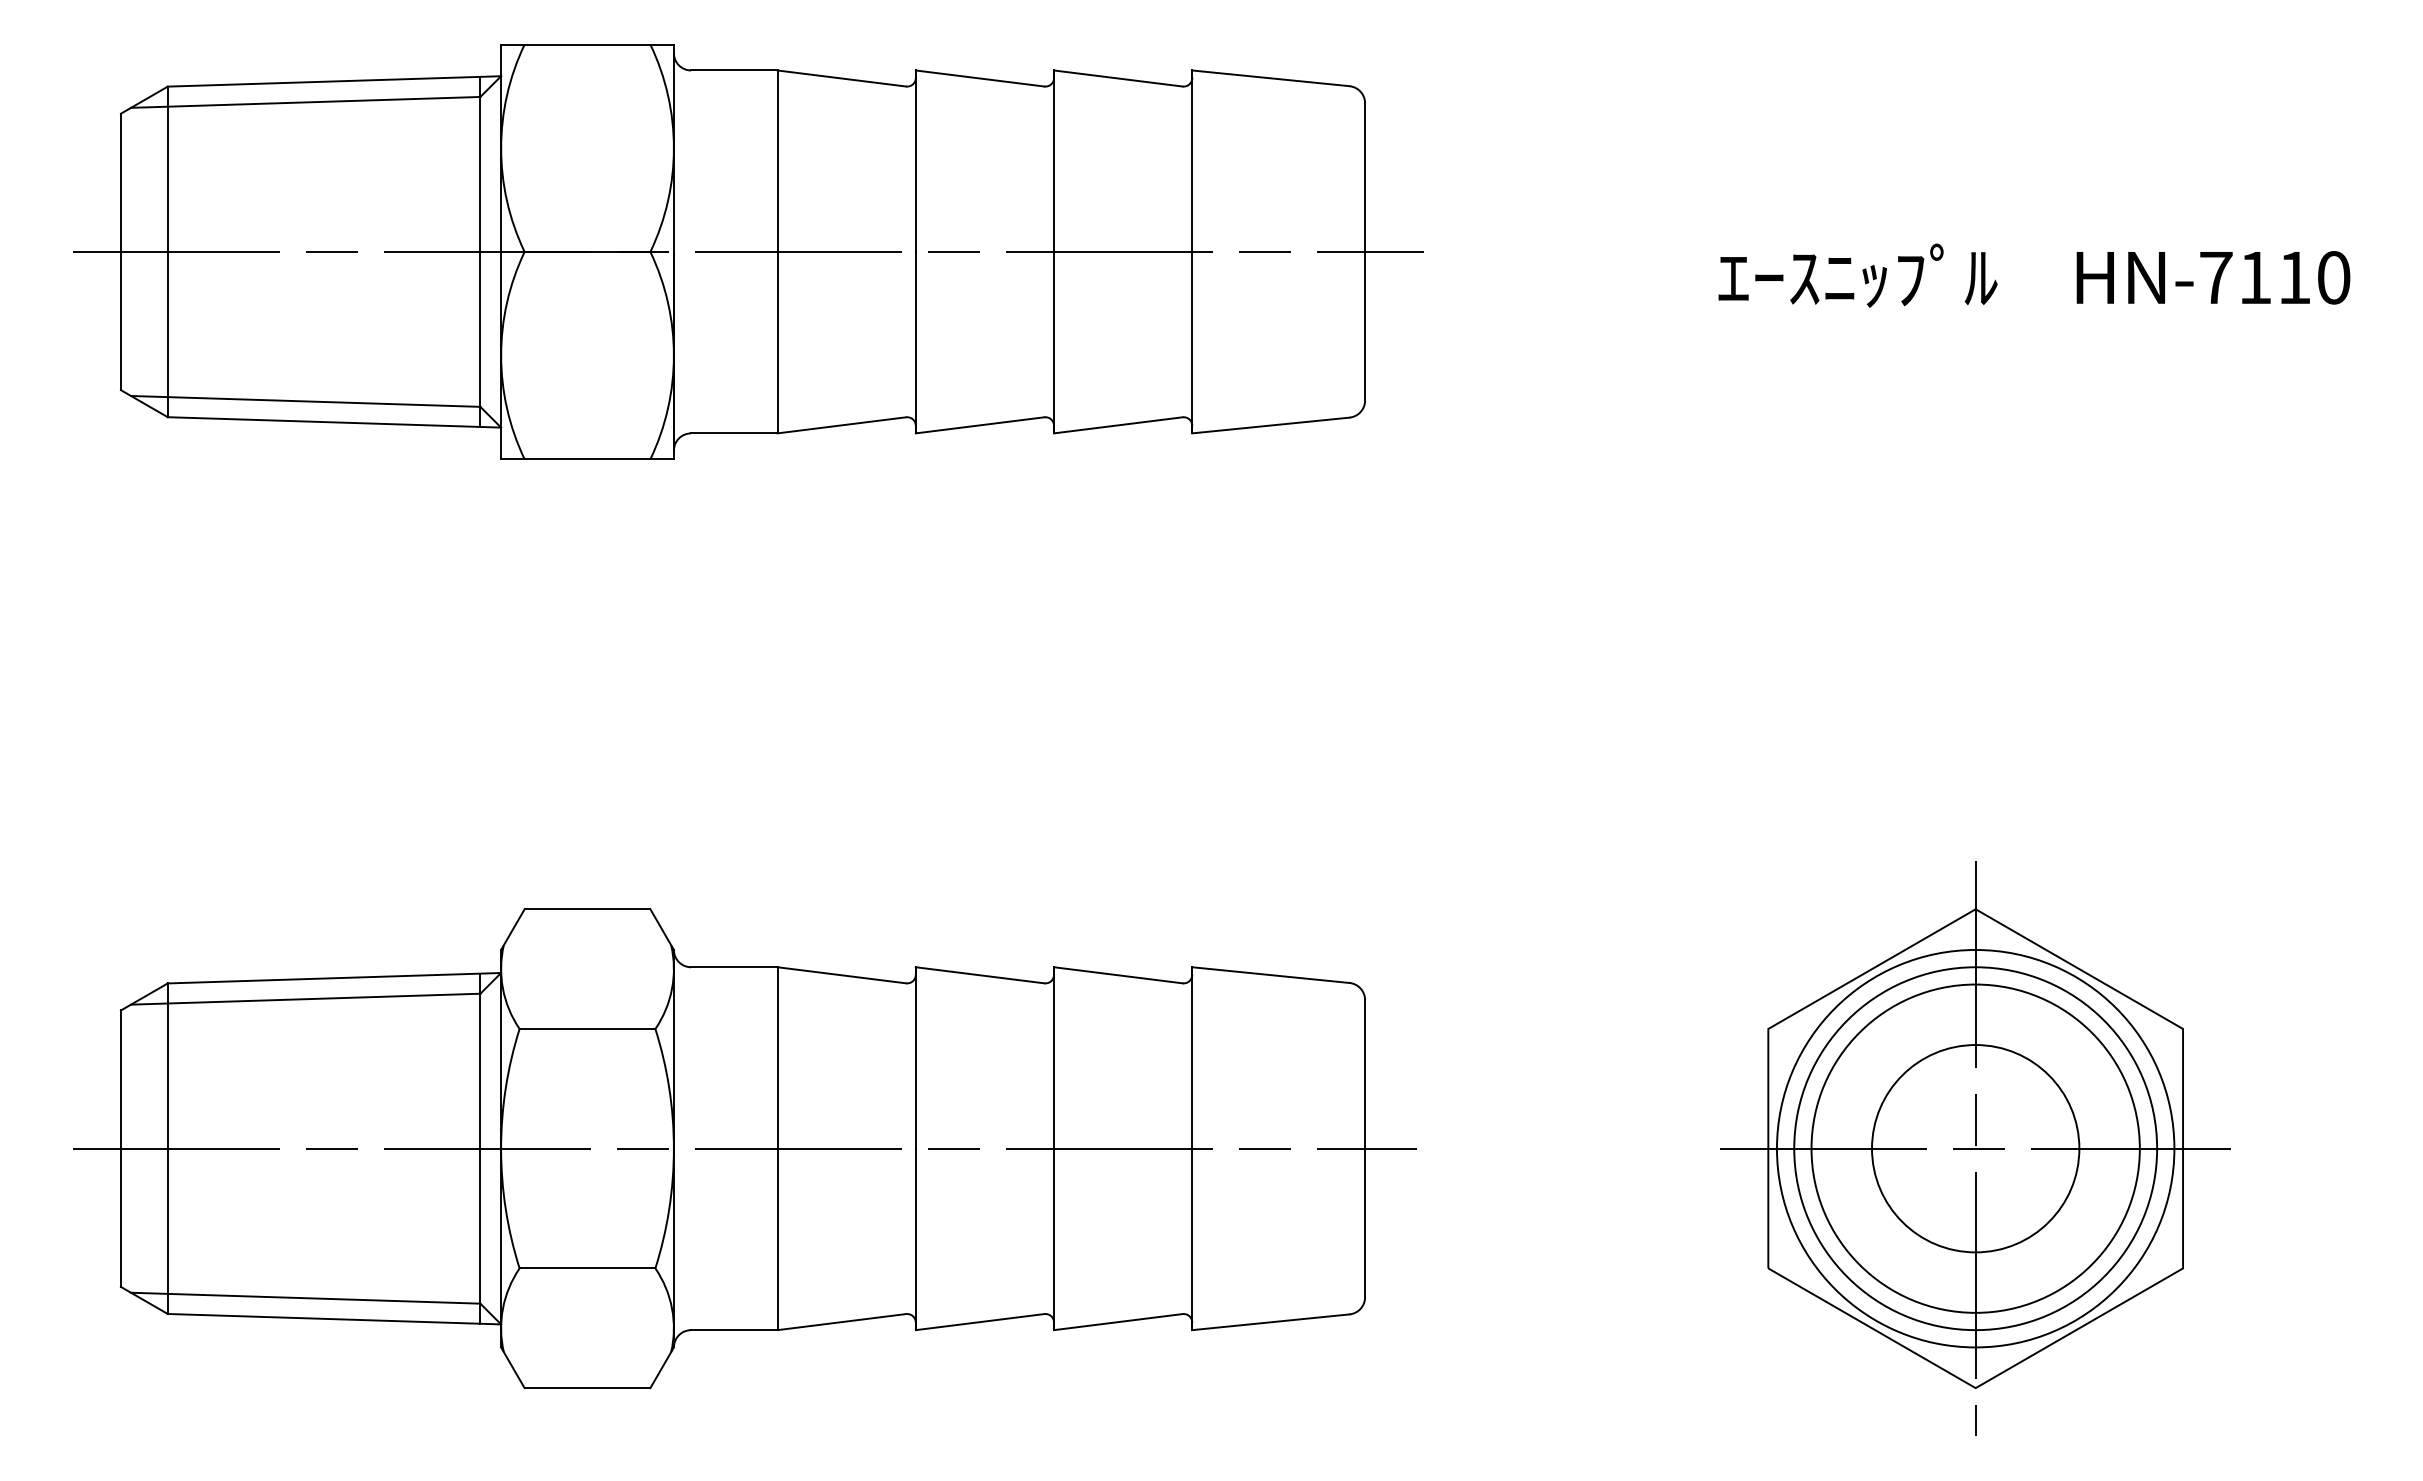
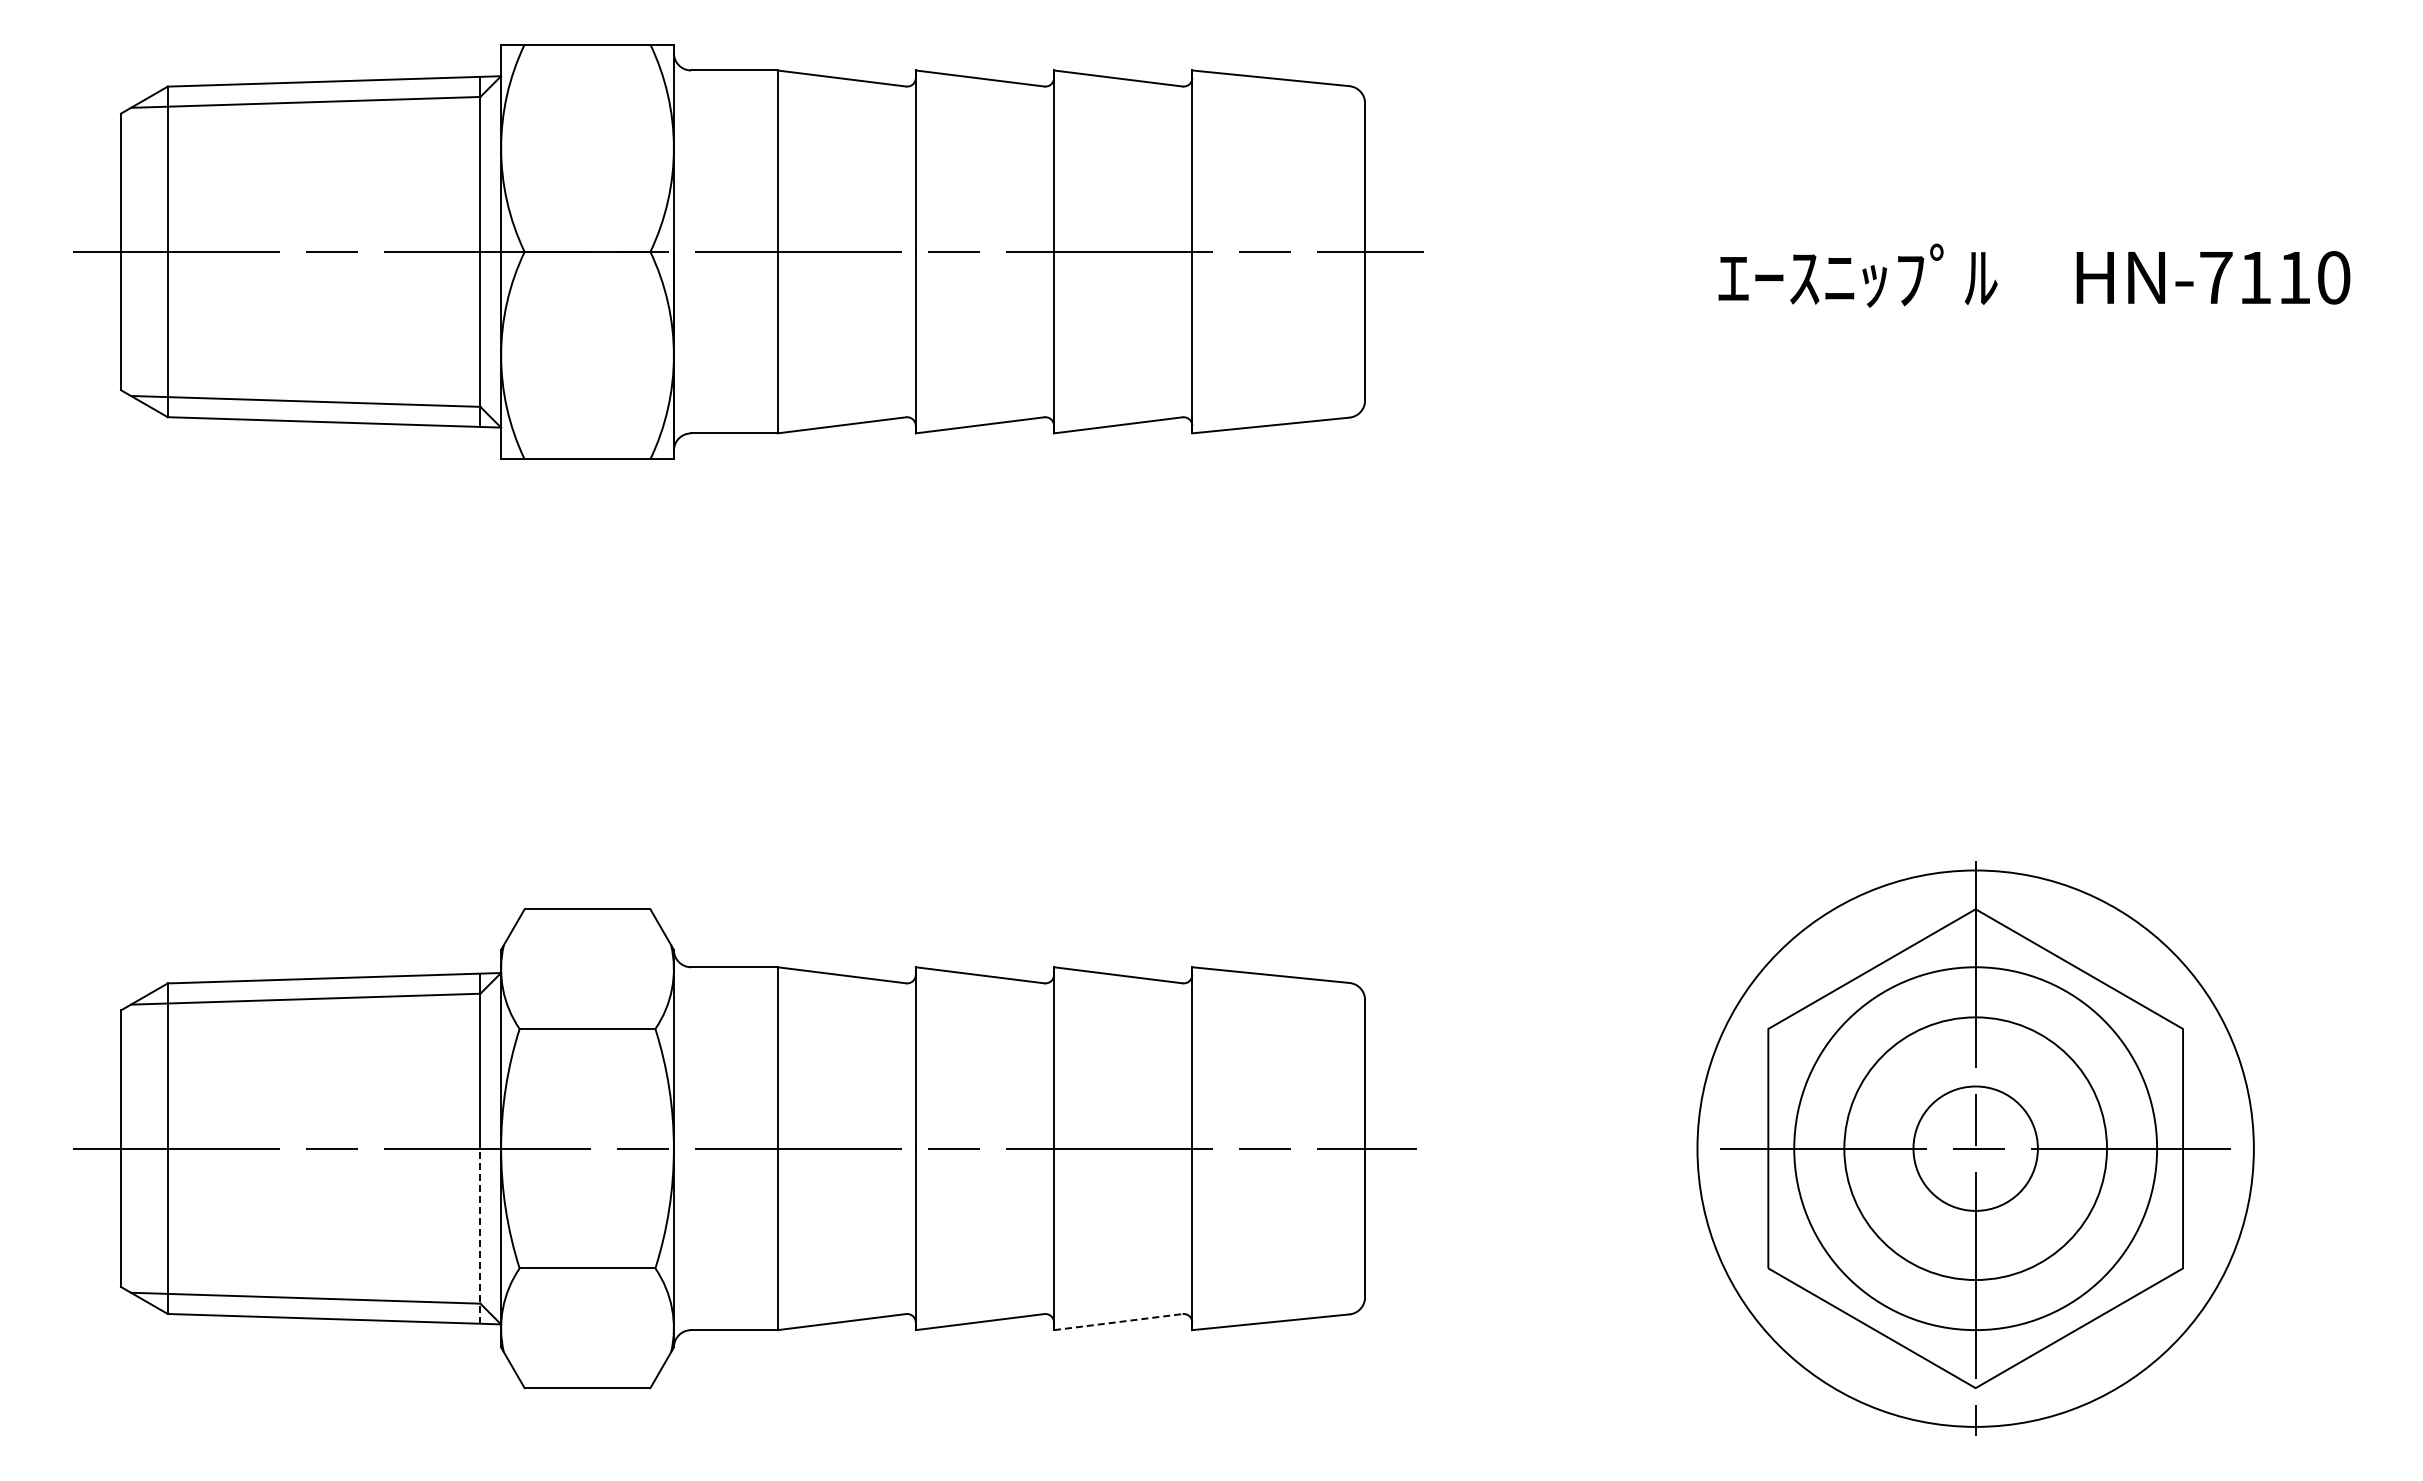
circle diameter: 207 px -> 124 px (1975, 1148)
circle diameter: 328 px -> 263 px (1975, 1148)
circle diameter: 397 px -> 556 px (1975, 1148)
line: solid -> dashed (480, 1236)
line: solid -> dashed (1118, 1322)
